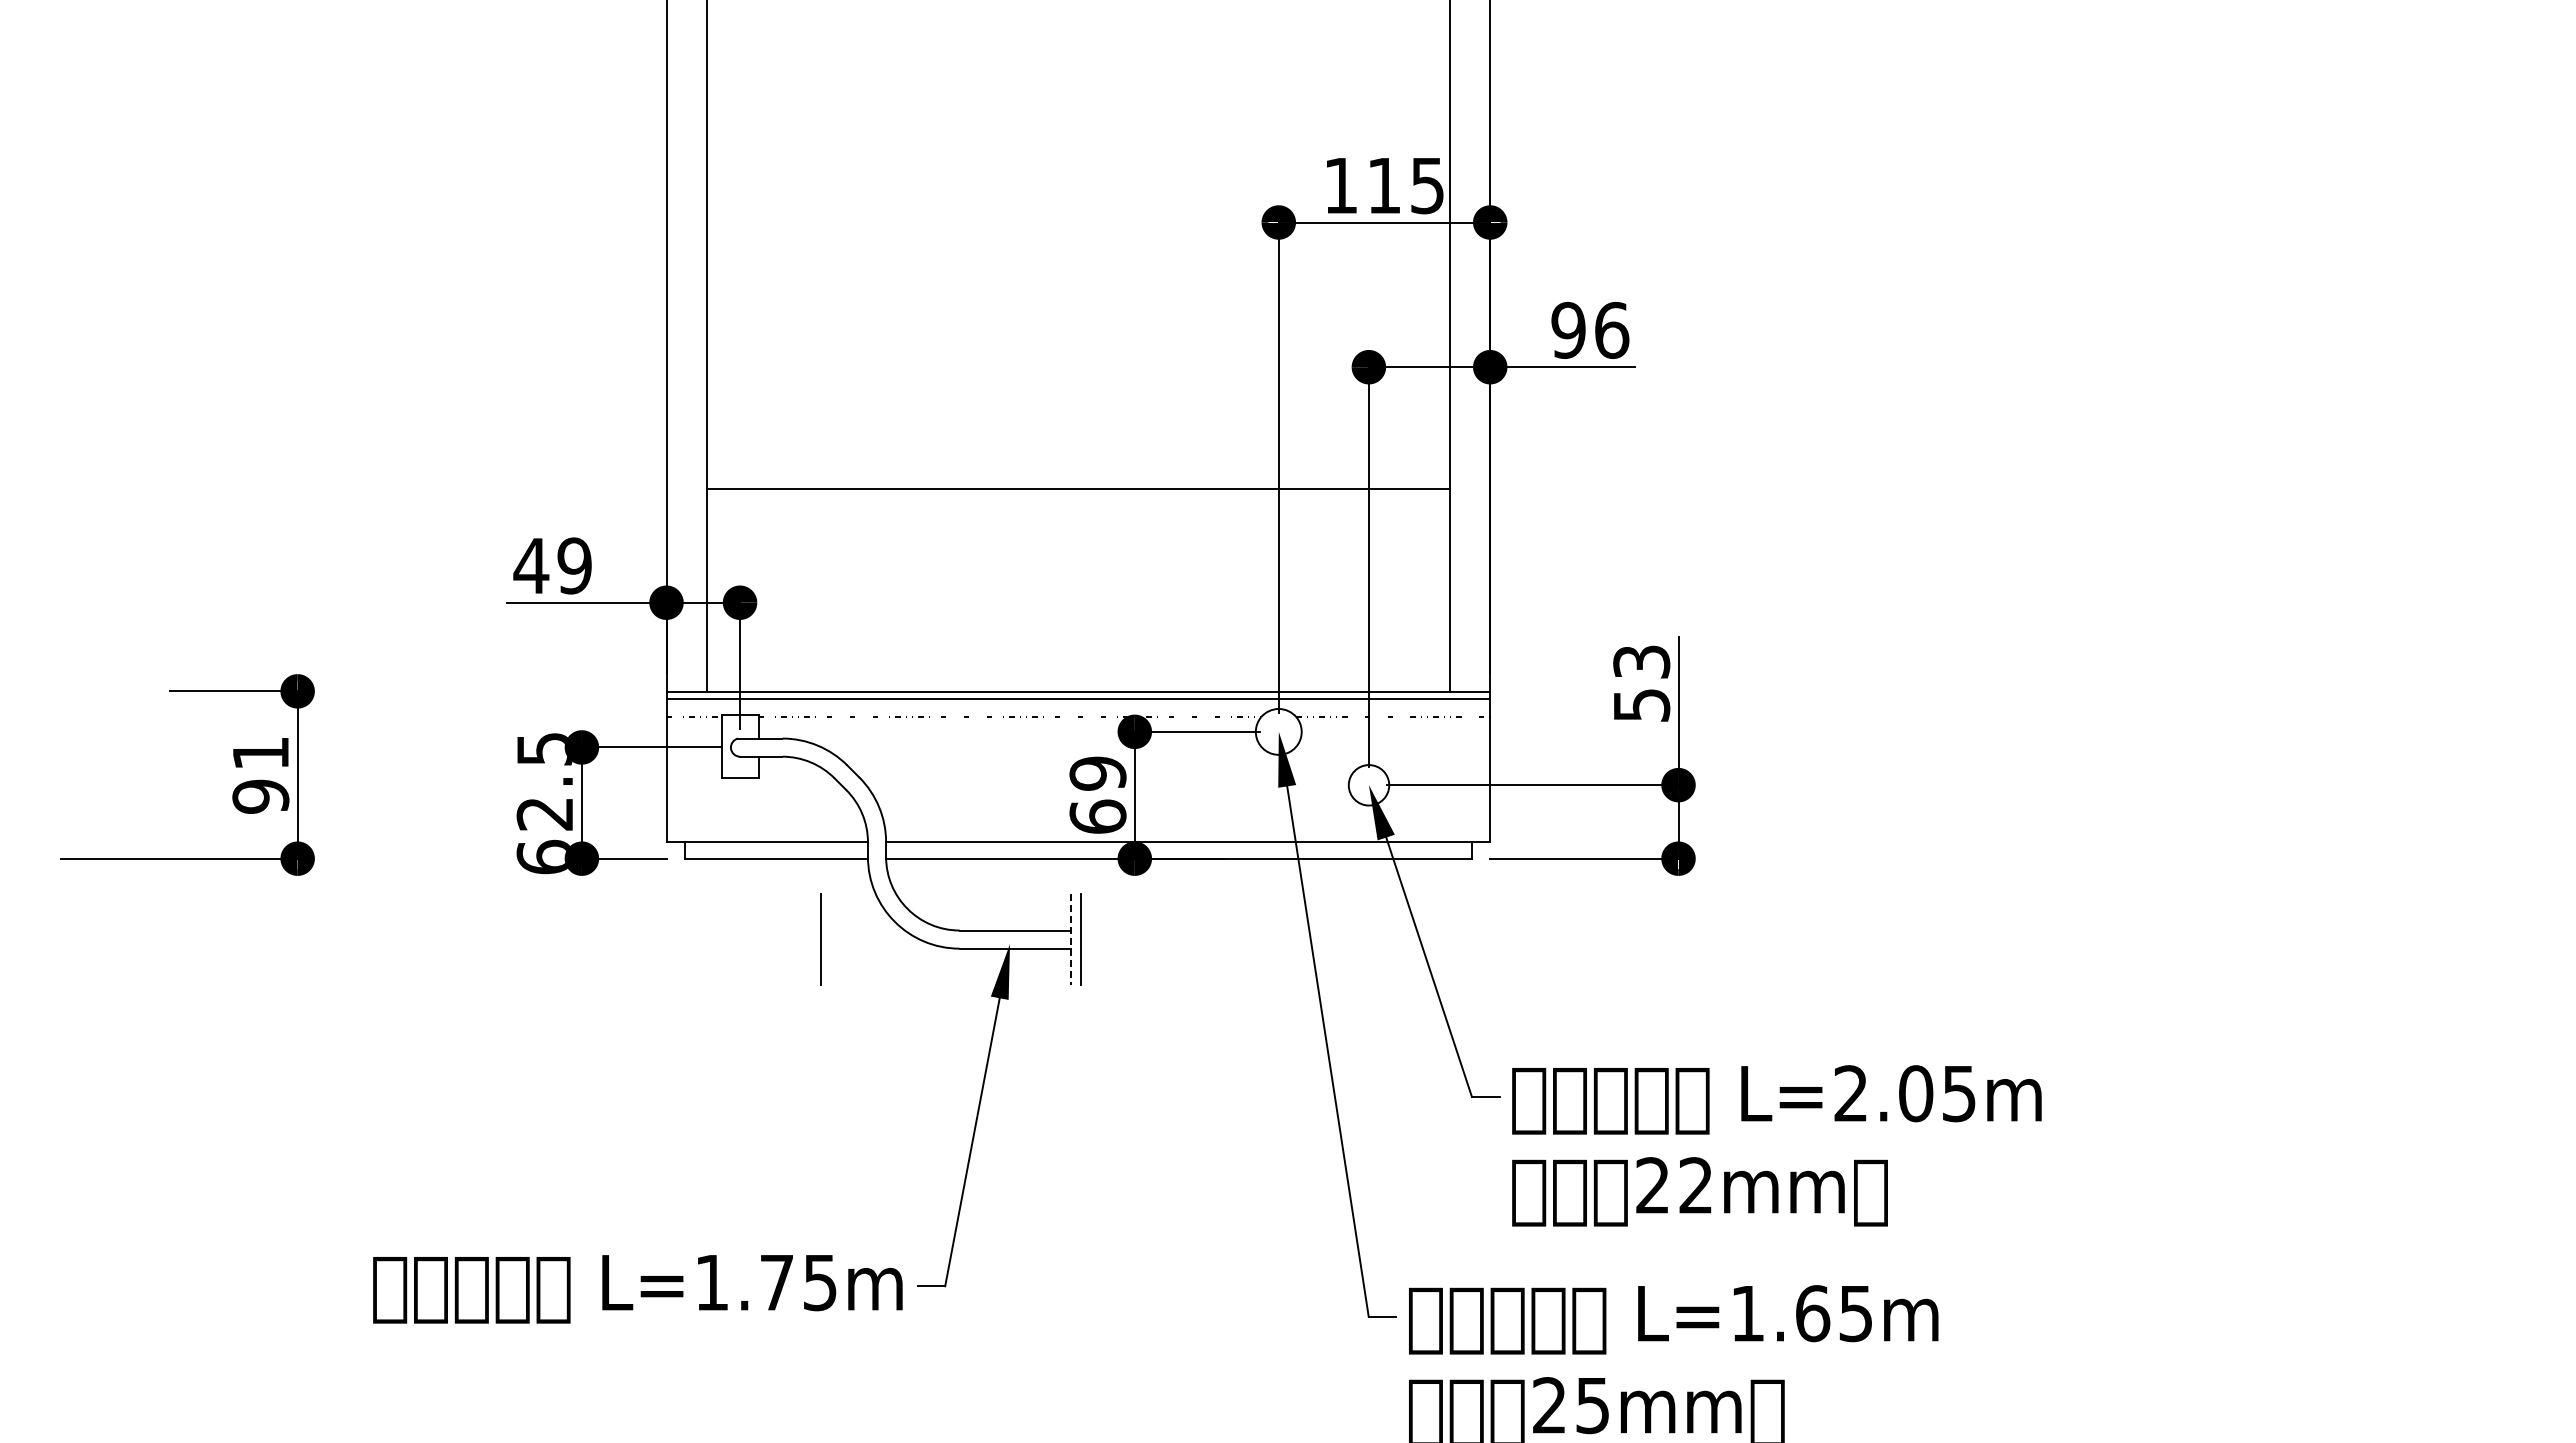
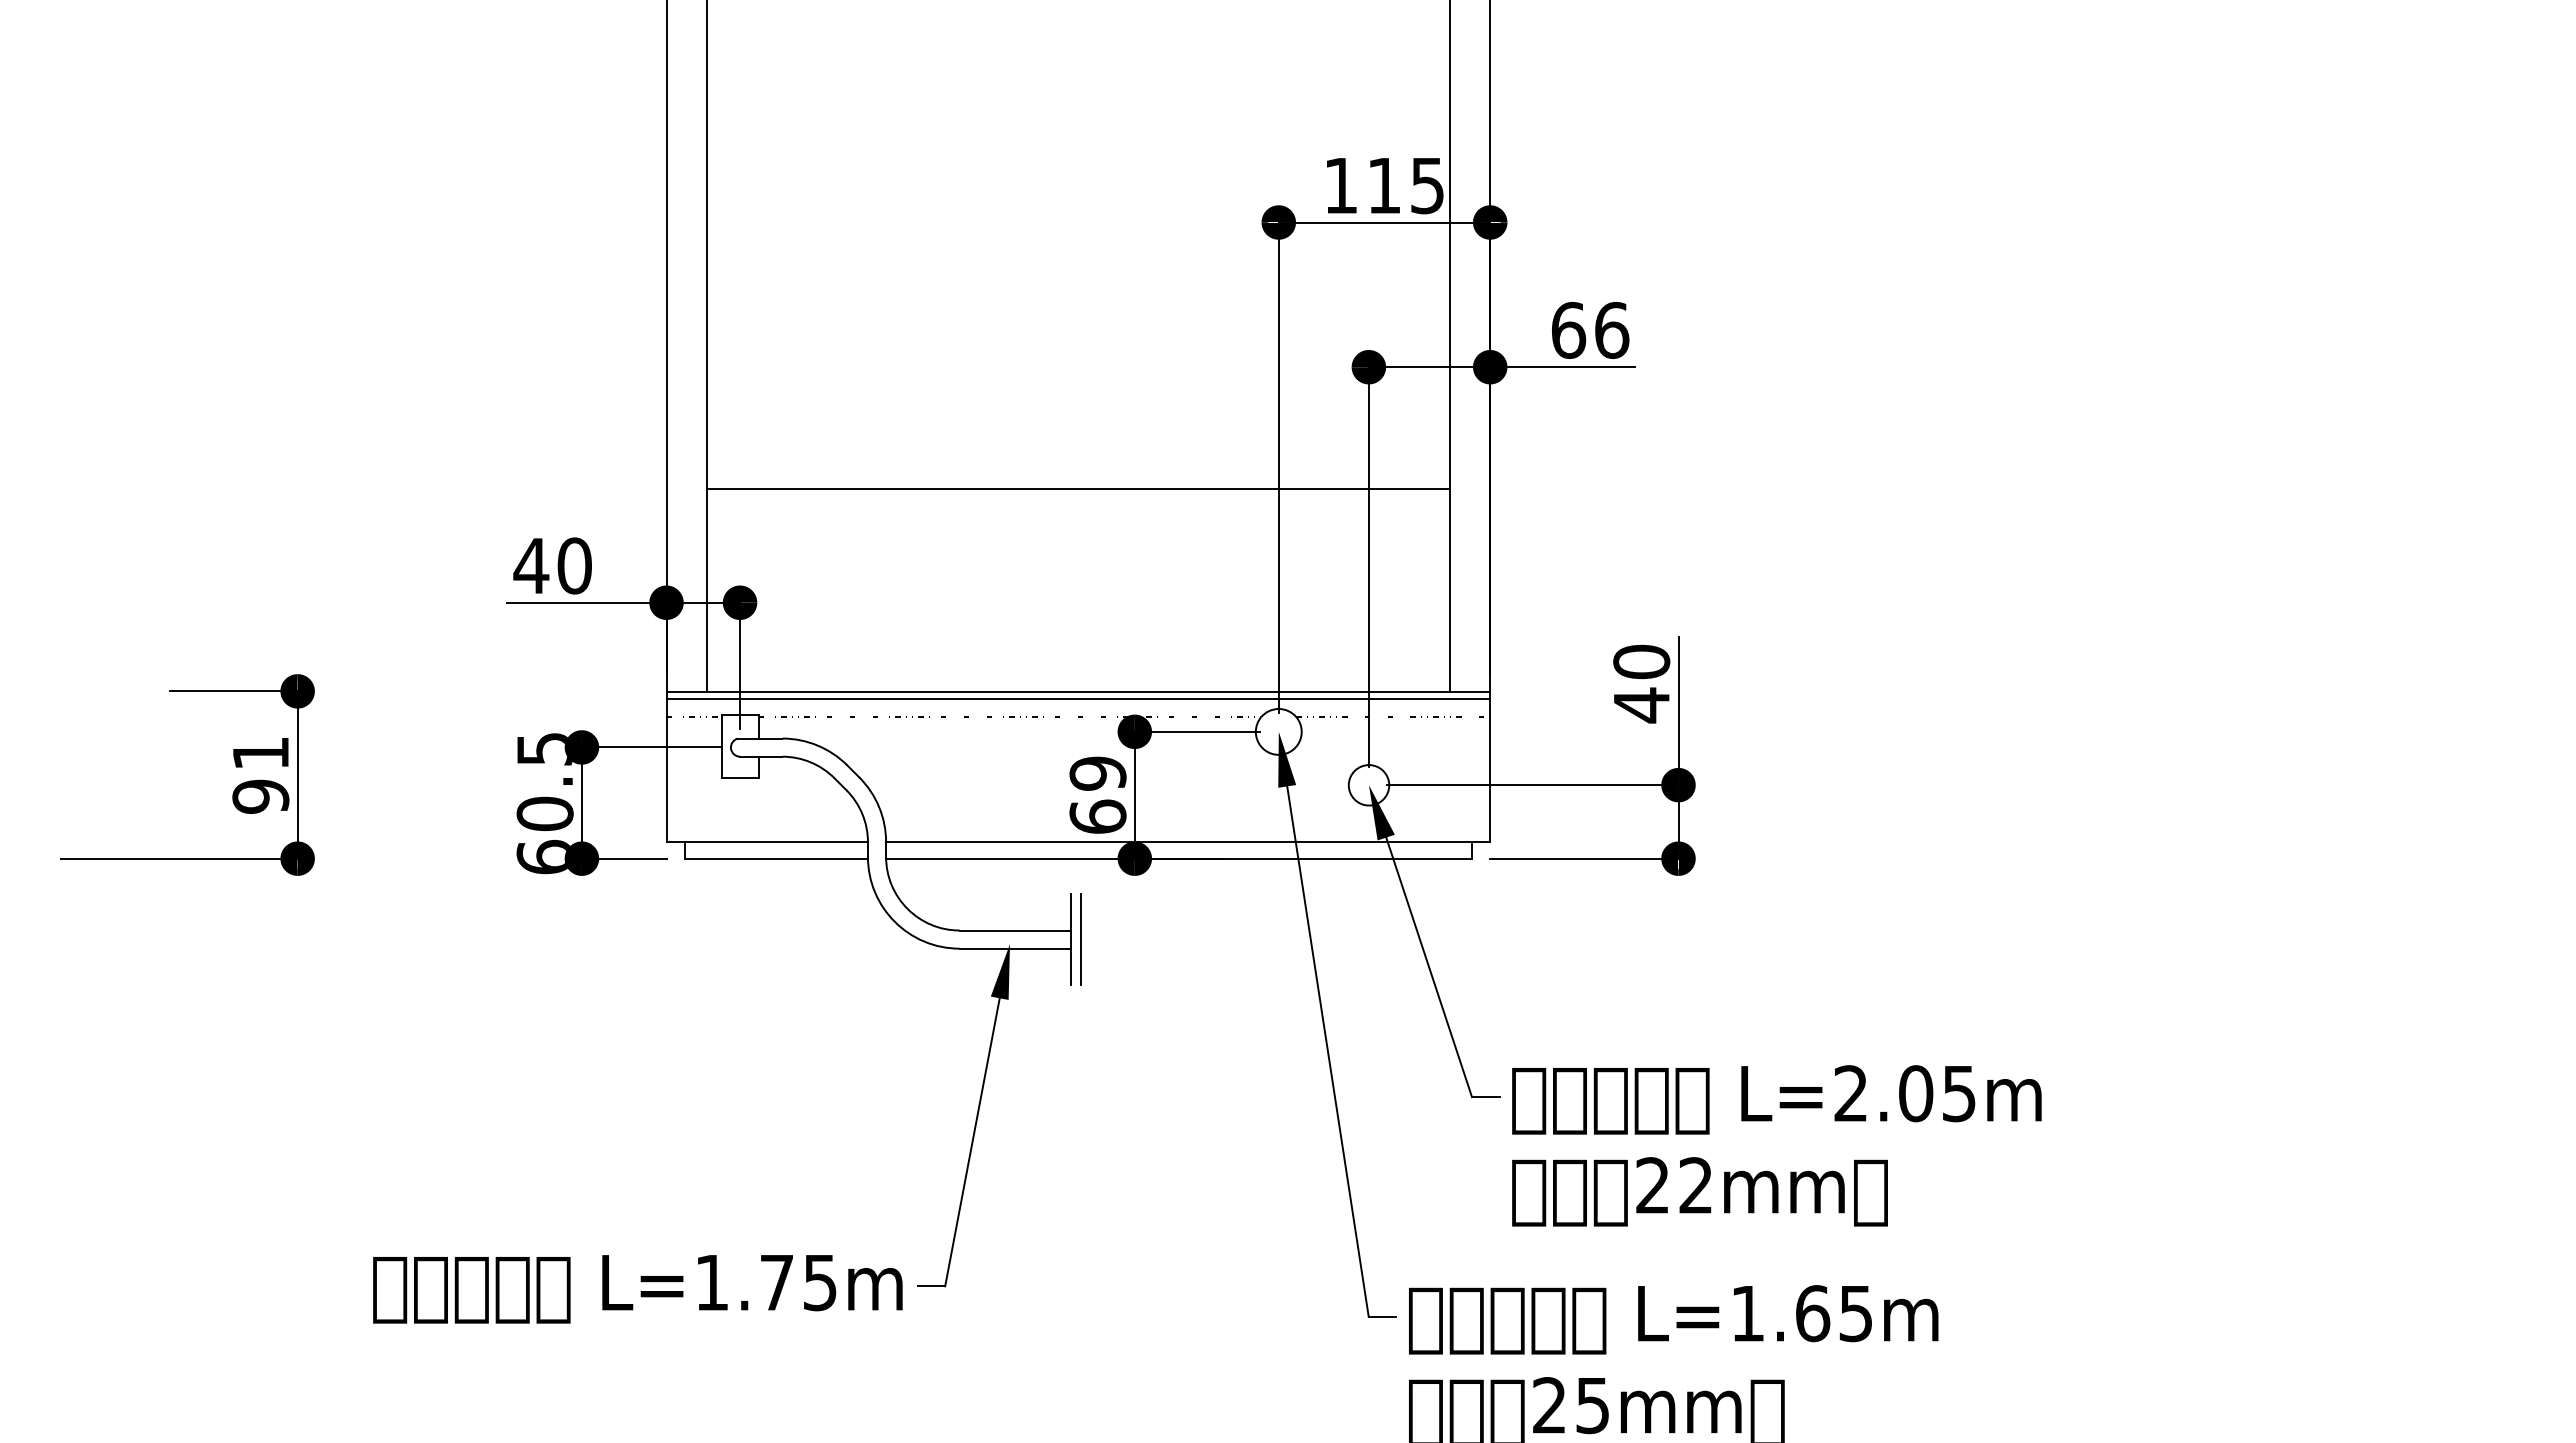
text: 96 -> 66 (1568, 329)
text: 49 -> 40 (574, 565)
text: 53 -> 40 (1641, 683)
text: 62.5 -> 60.5 (544, 813)
line: present -> none (820, 939)
line: dashed -> solid (1071, 940)
